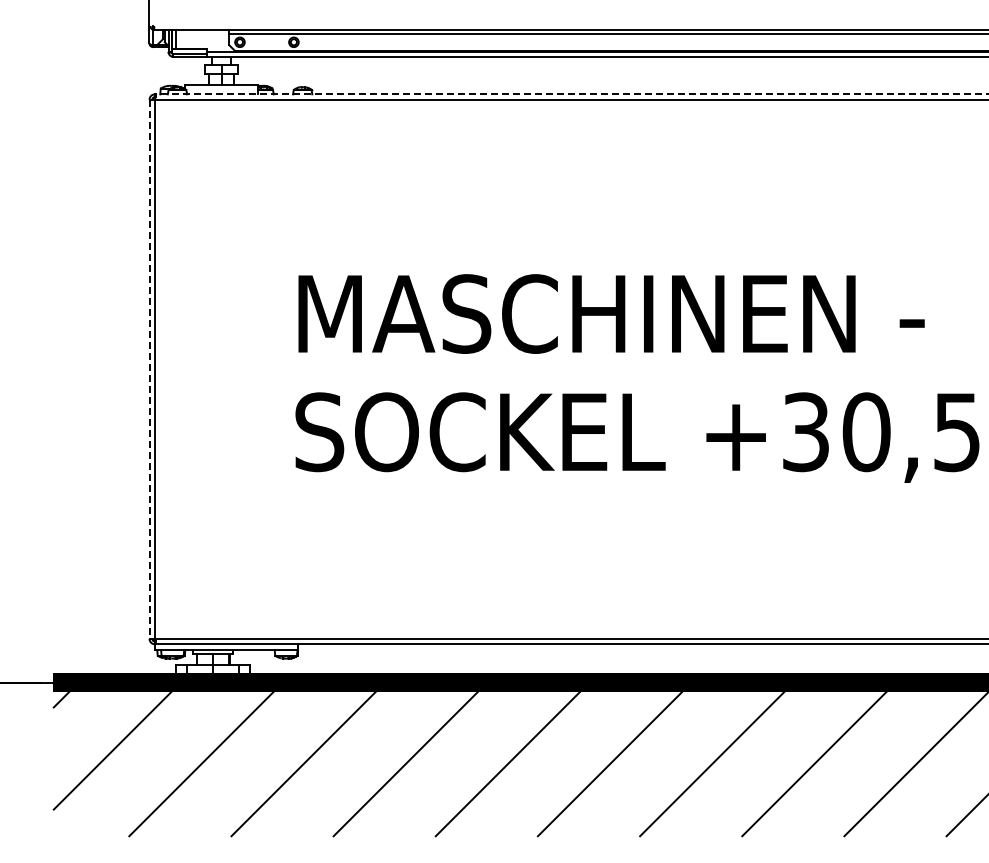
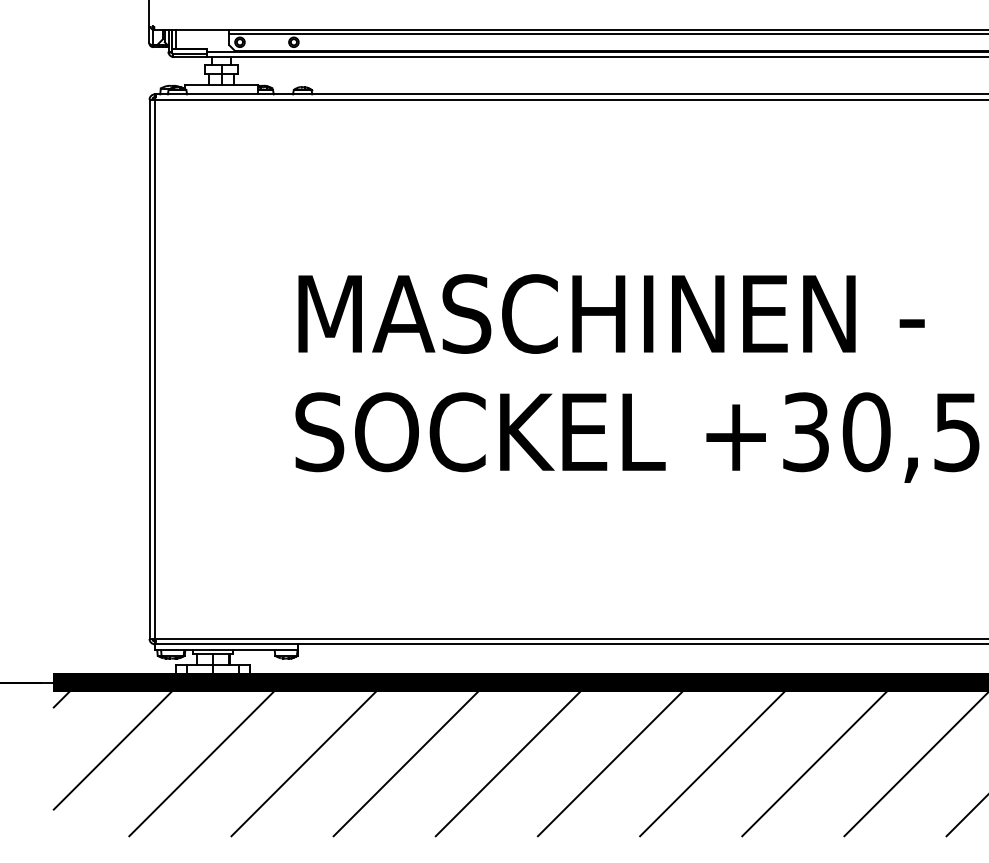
line: dashed -> solid (571, 94)
line: dashed -> solid (149, 369)
